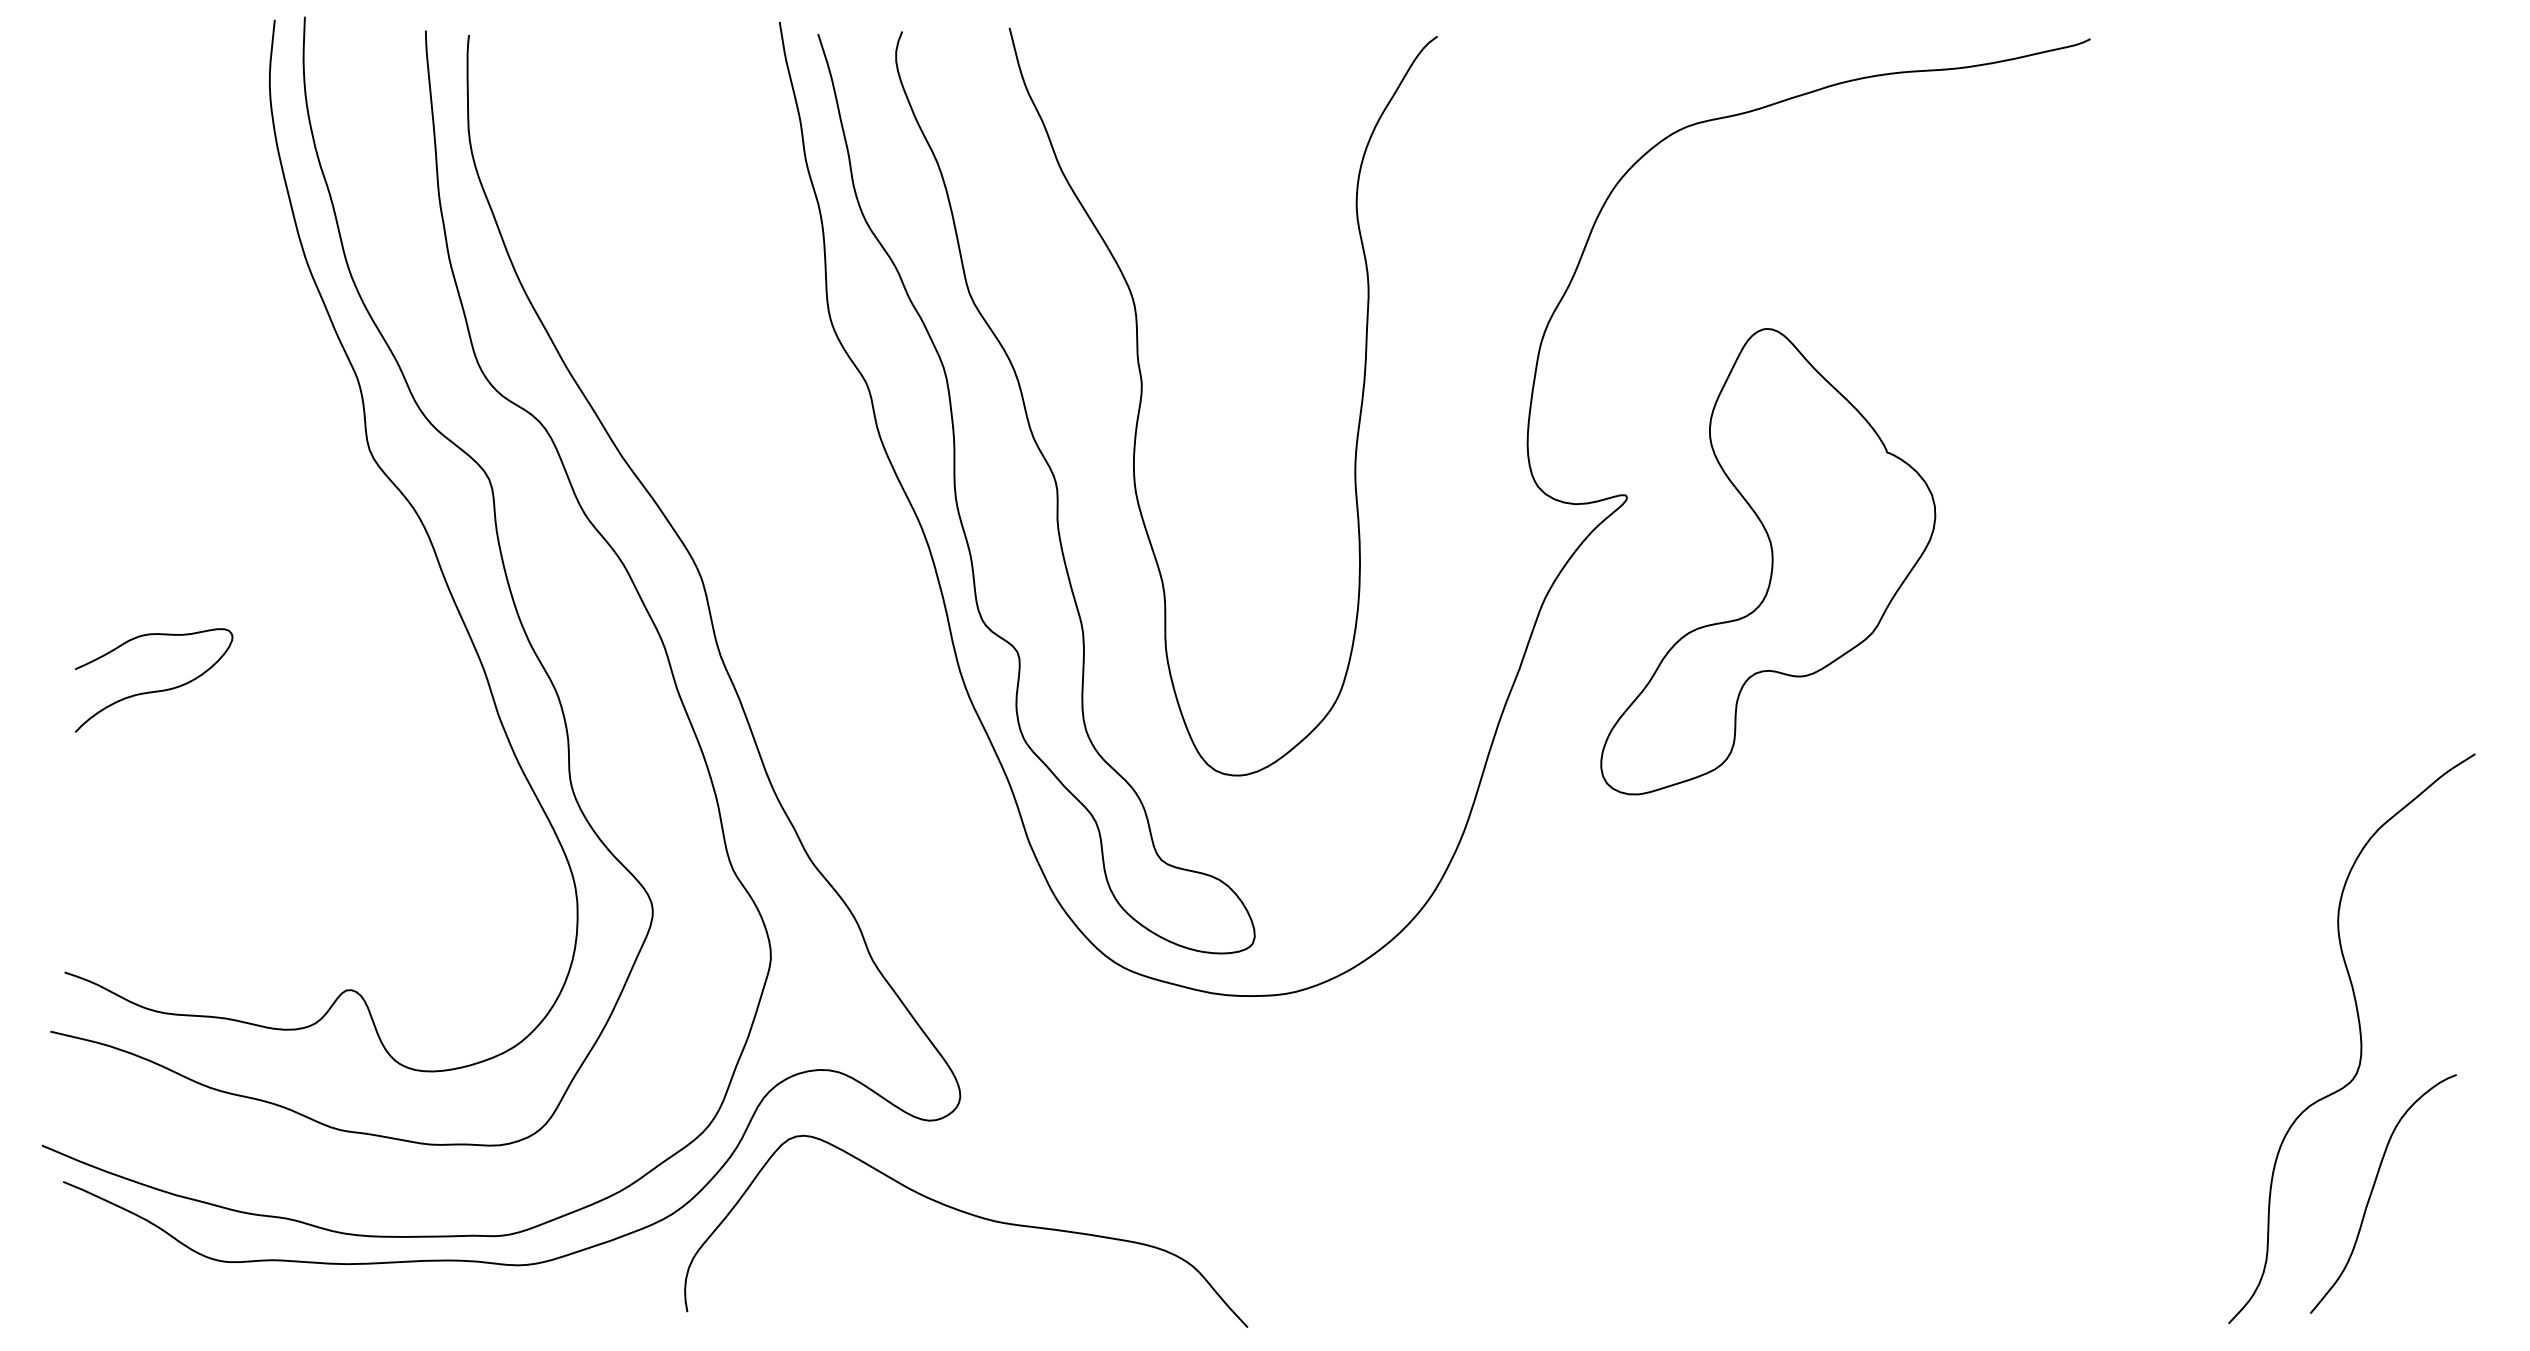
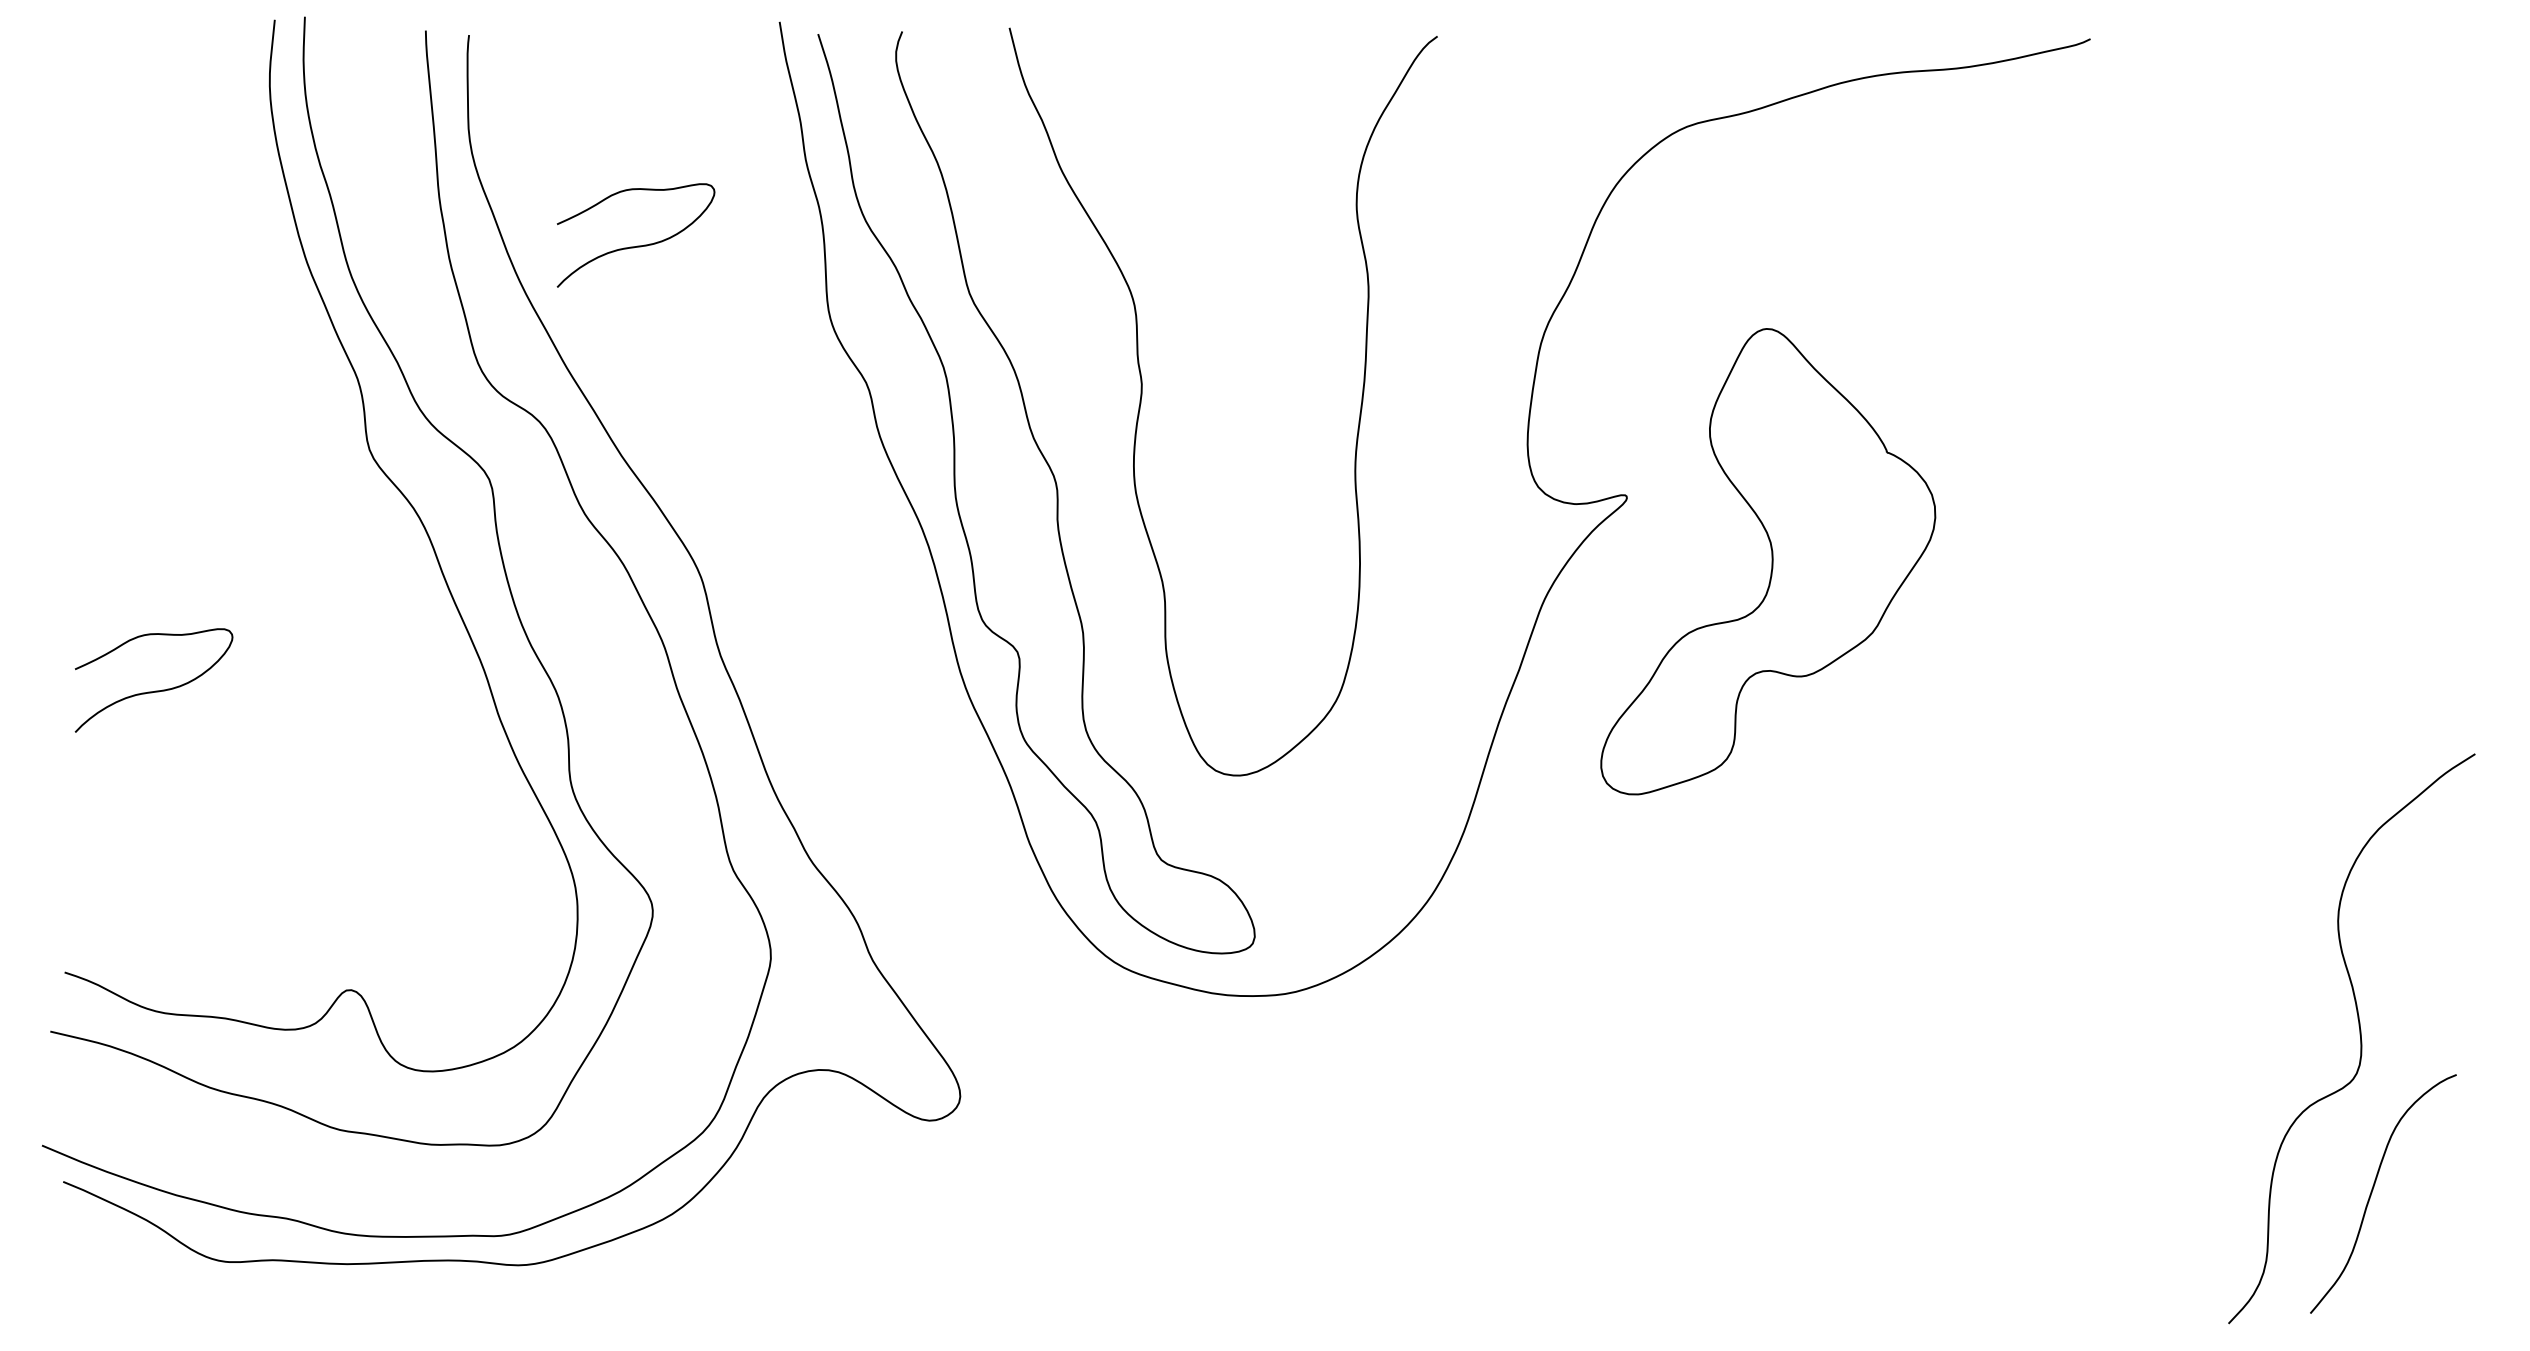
curve: none -> present (637, 245)
curve: present -> none (970, 1215)
